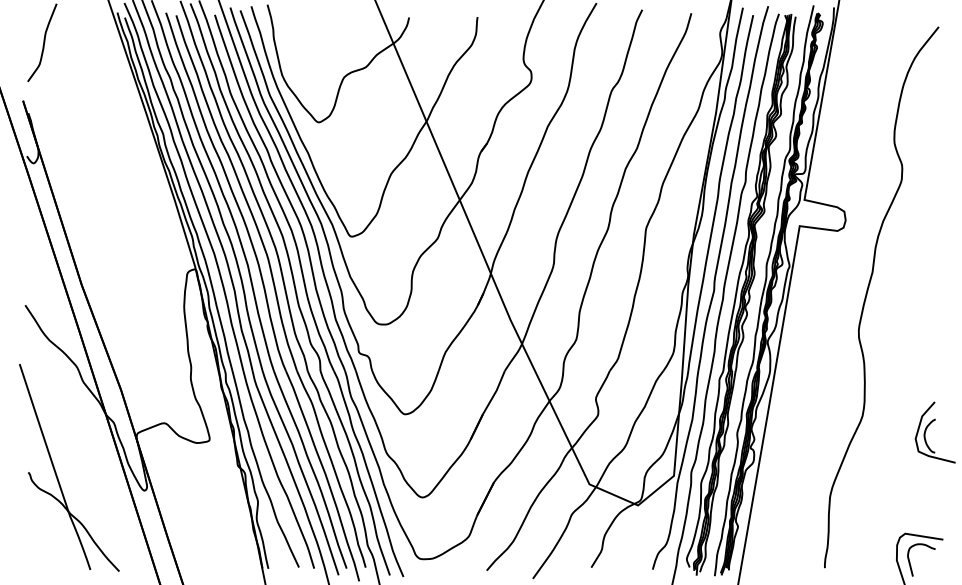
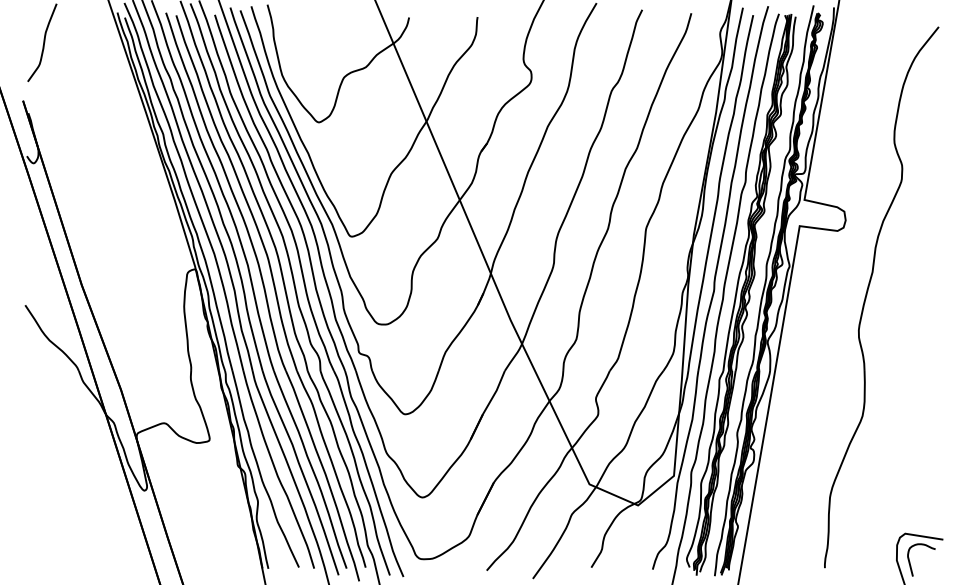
part: present -> none (927, 428)
part: present -> none (56, 472)
